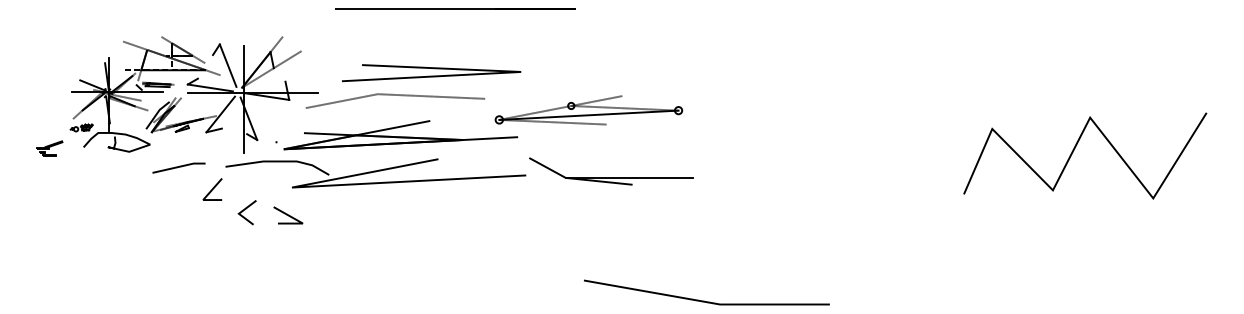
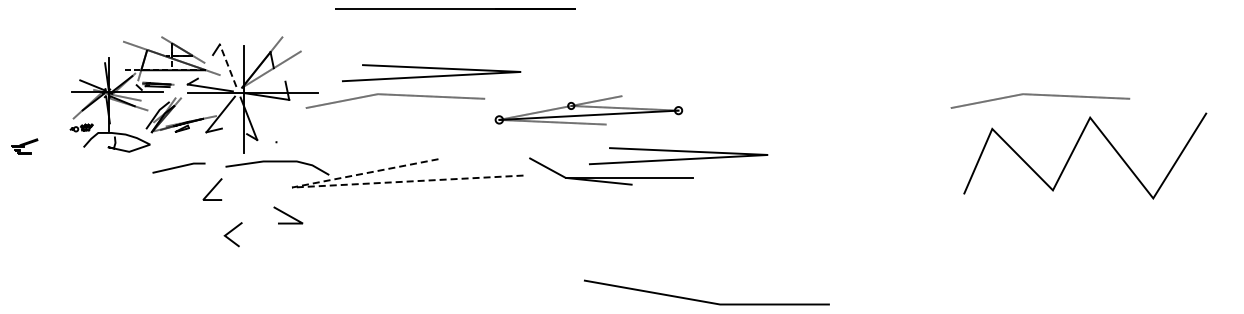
line: solid -> dashed (228, 65)
line: none -> present (1040, 95)
part: present -> none (400, 135)
part position: (49, 148) -> (24, 146) (24, 146)
line: none -> present (678, 158)
line: solid -> dashed (333, 185)
line position: (244, 210) -> (230, 232) (230, 232)
